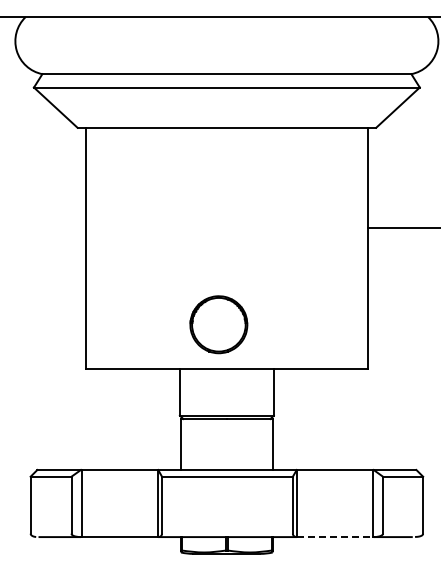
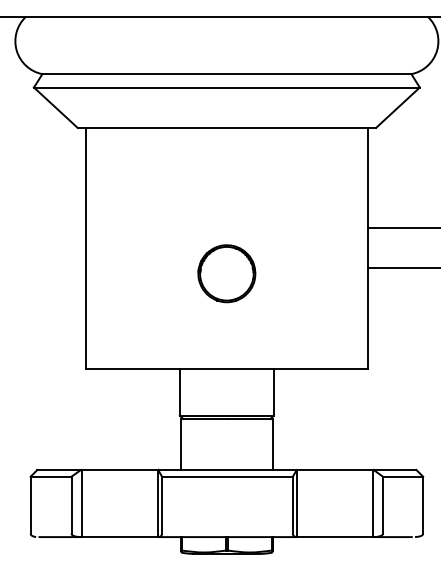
line: none -> present (402, 268)
part position: (218, 324) -> (226, 273) (226, 273)
line: dashed -> solid (334, 537)
